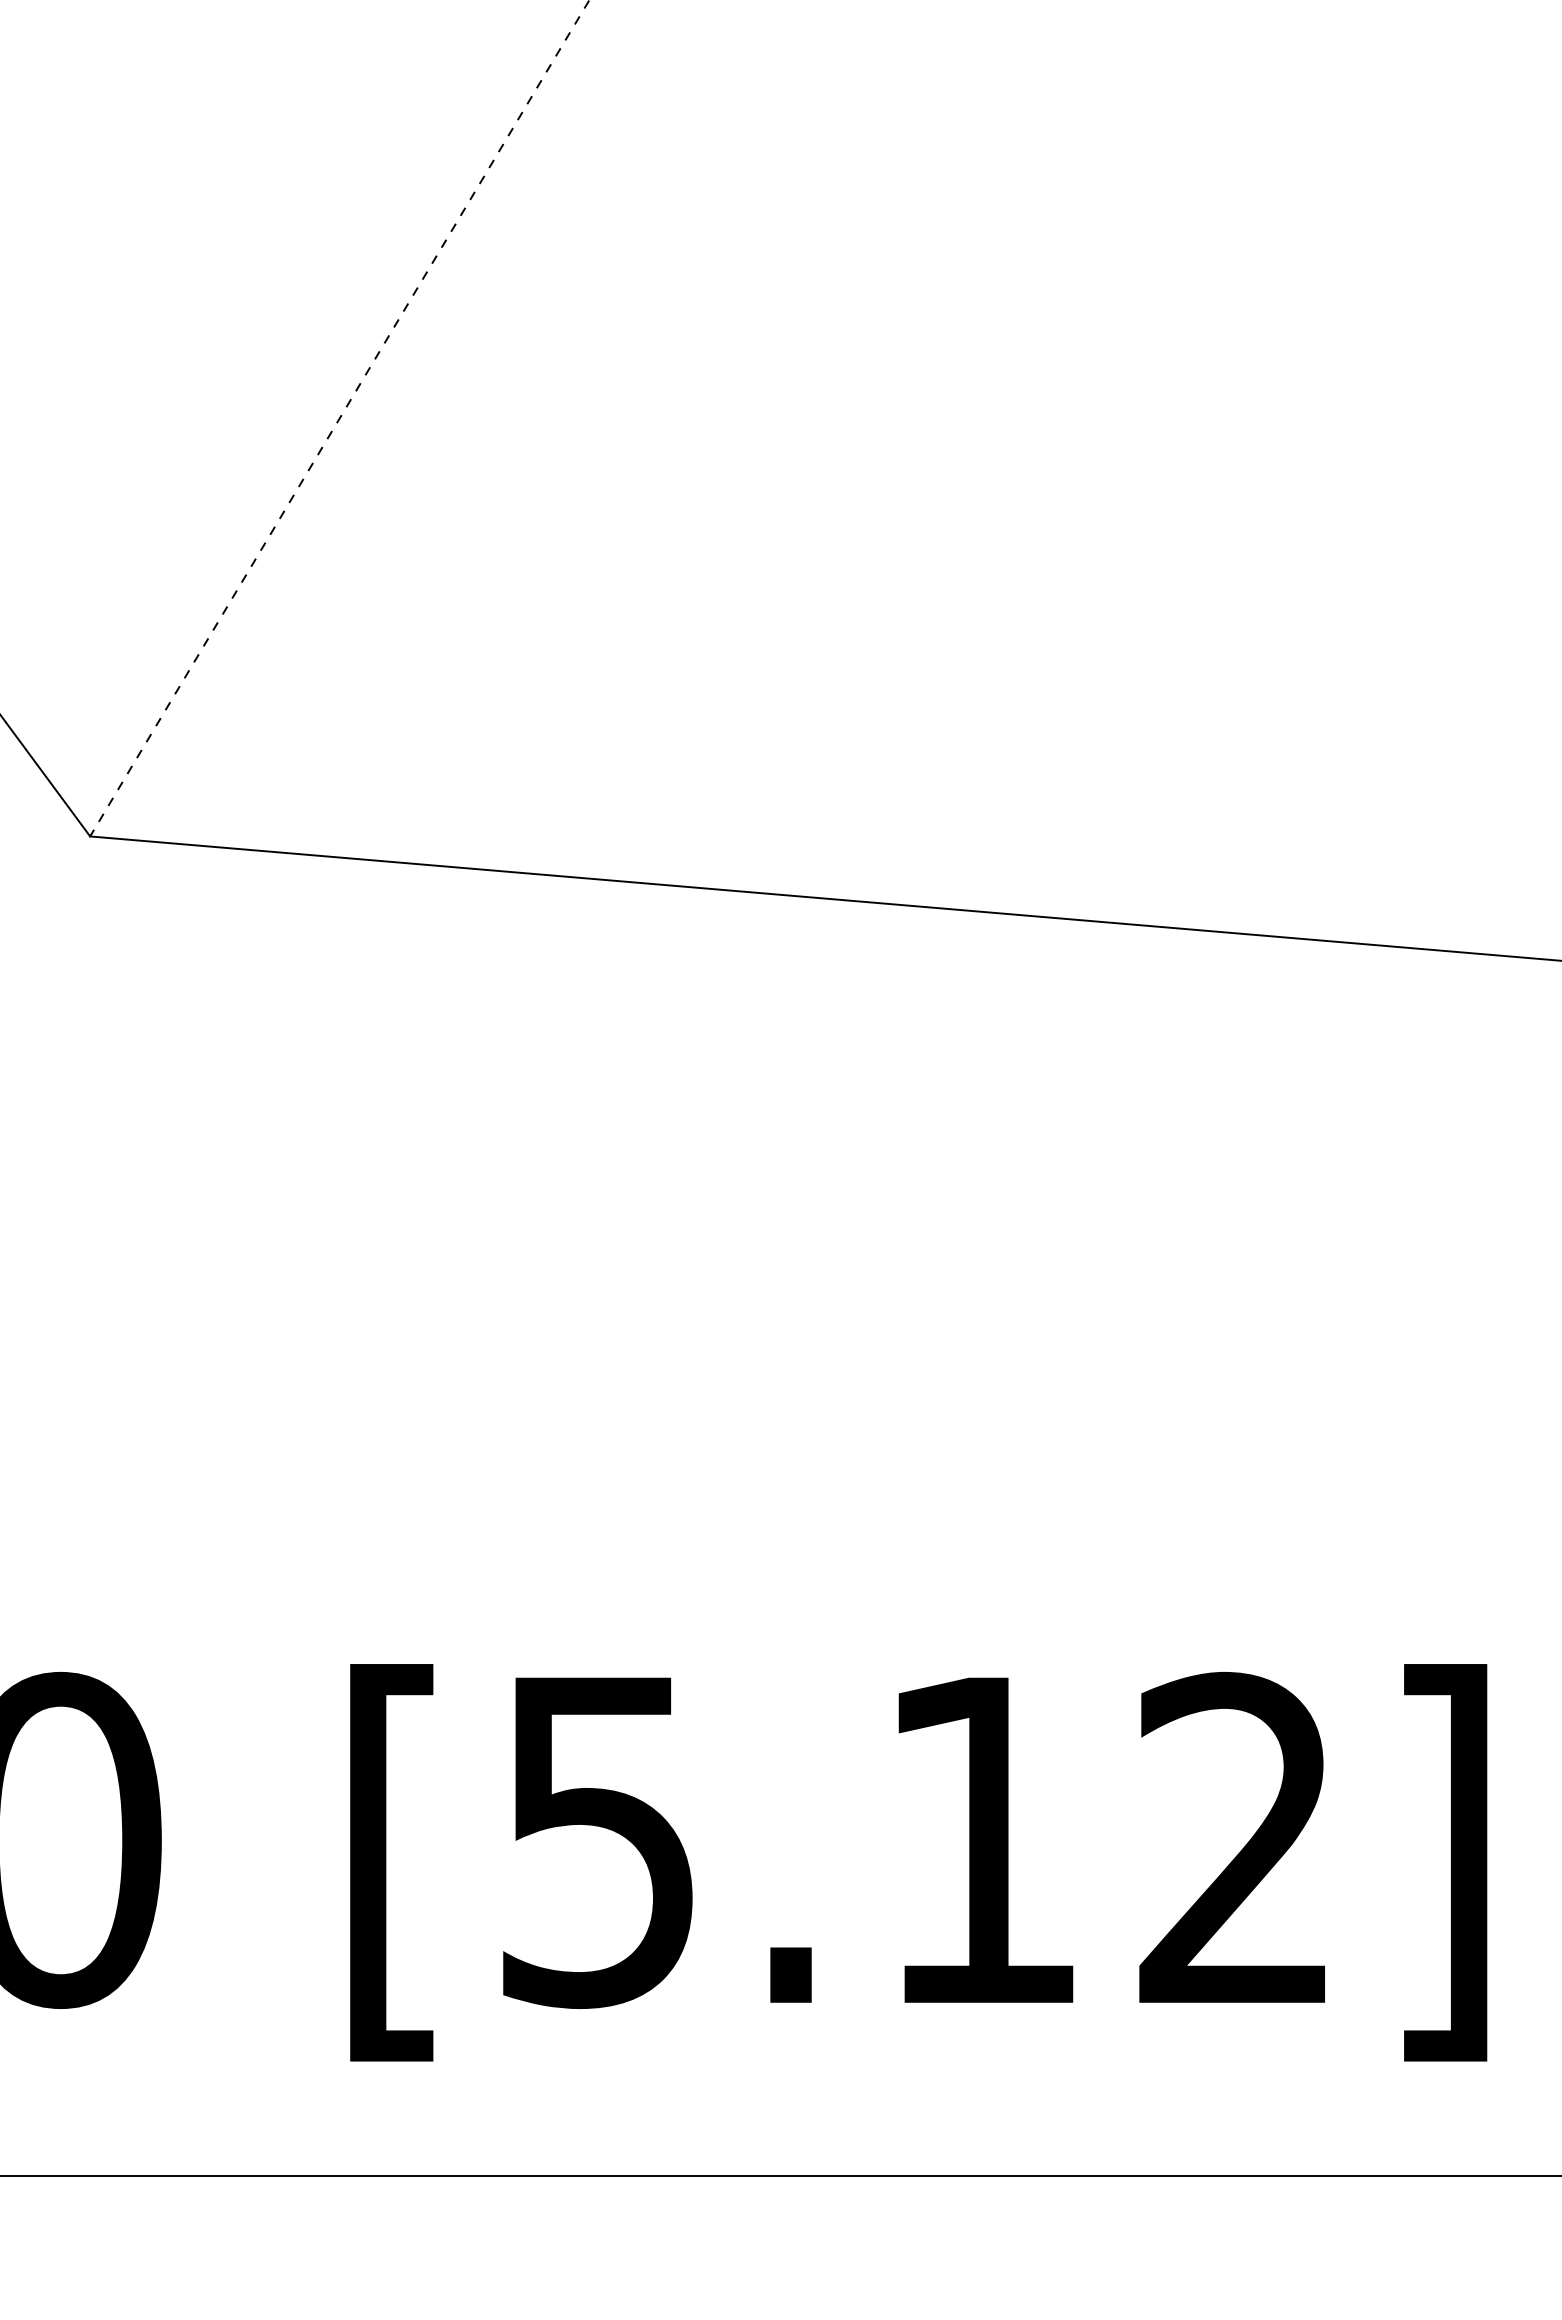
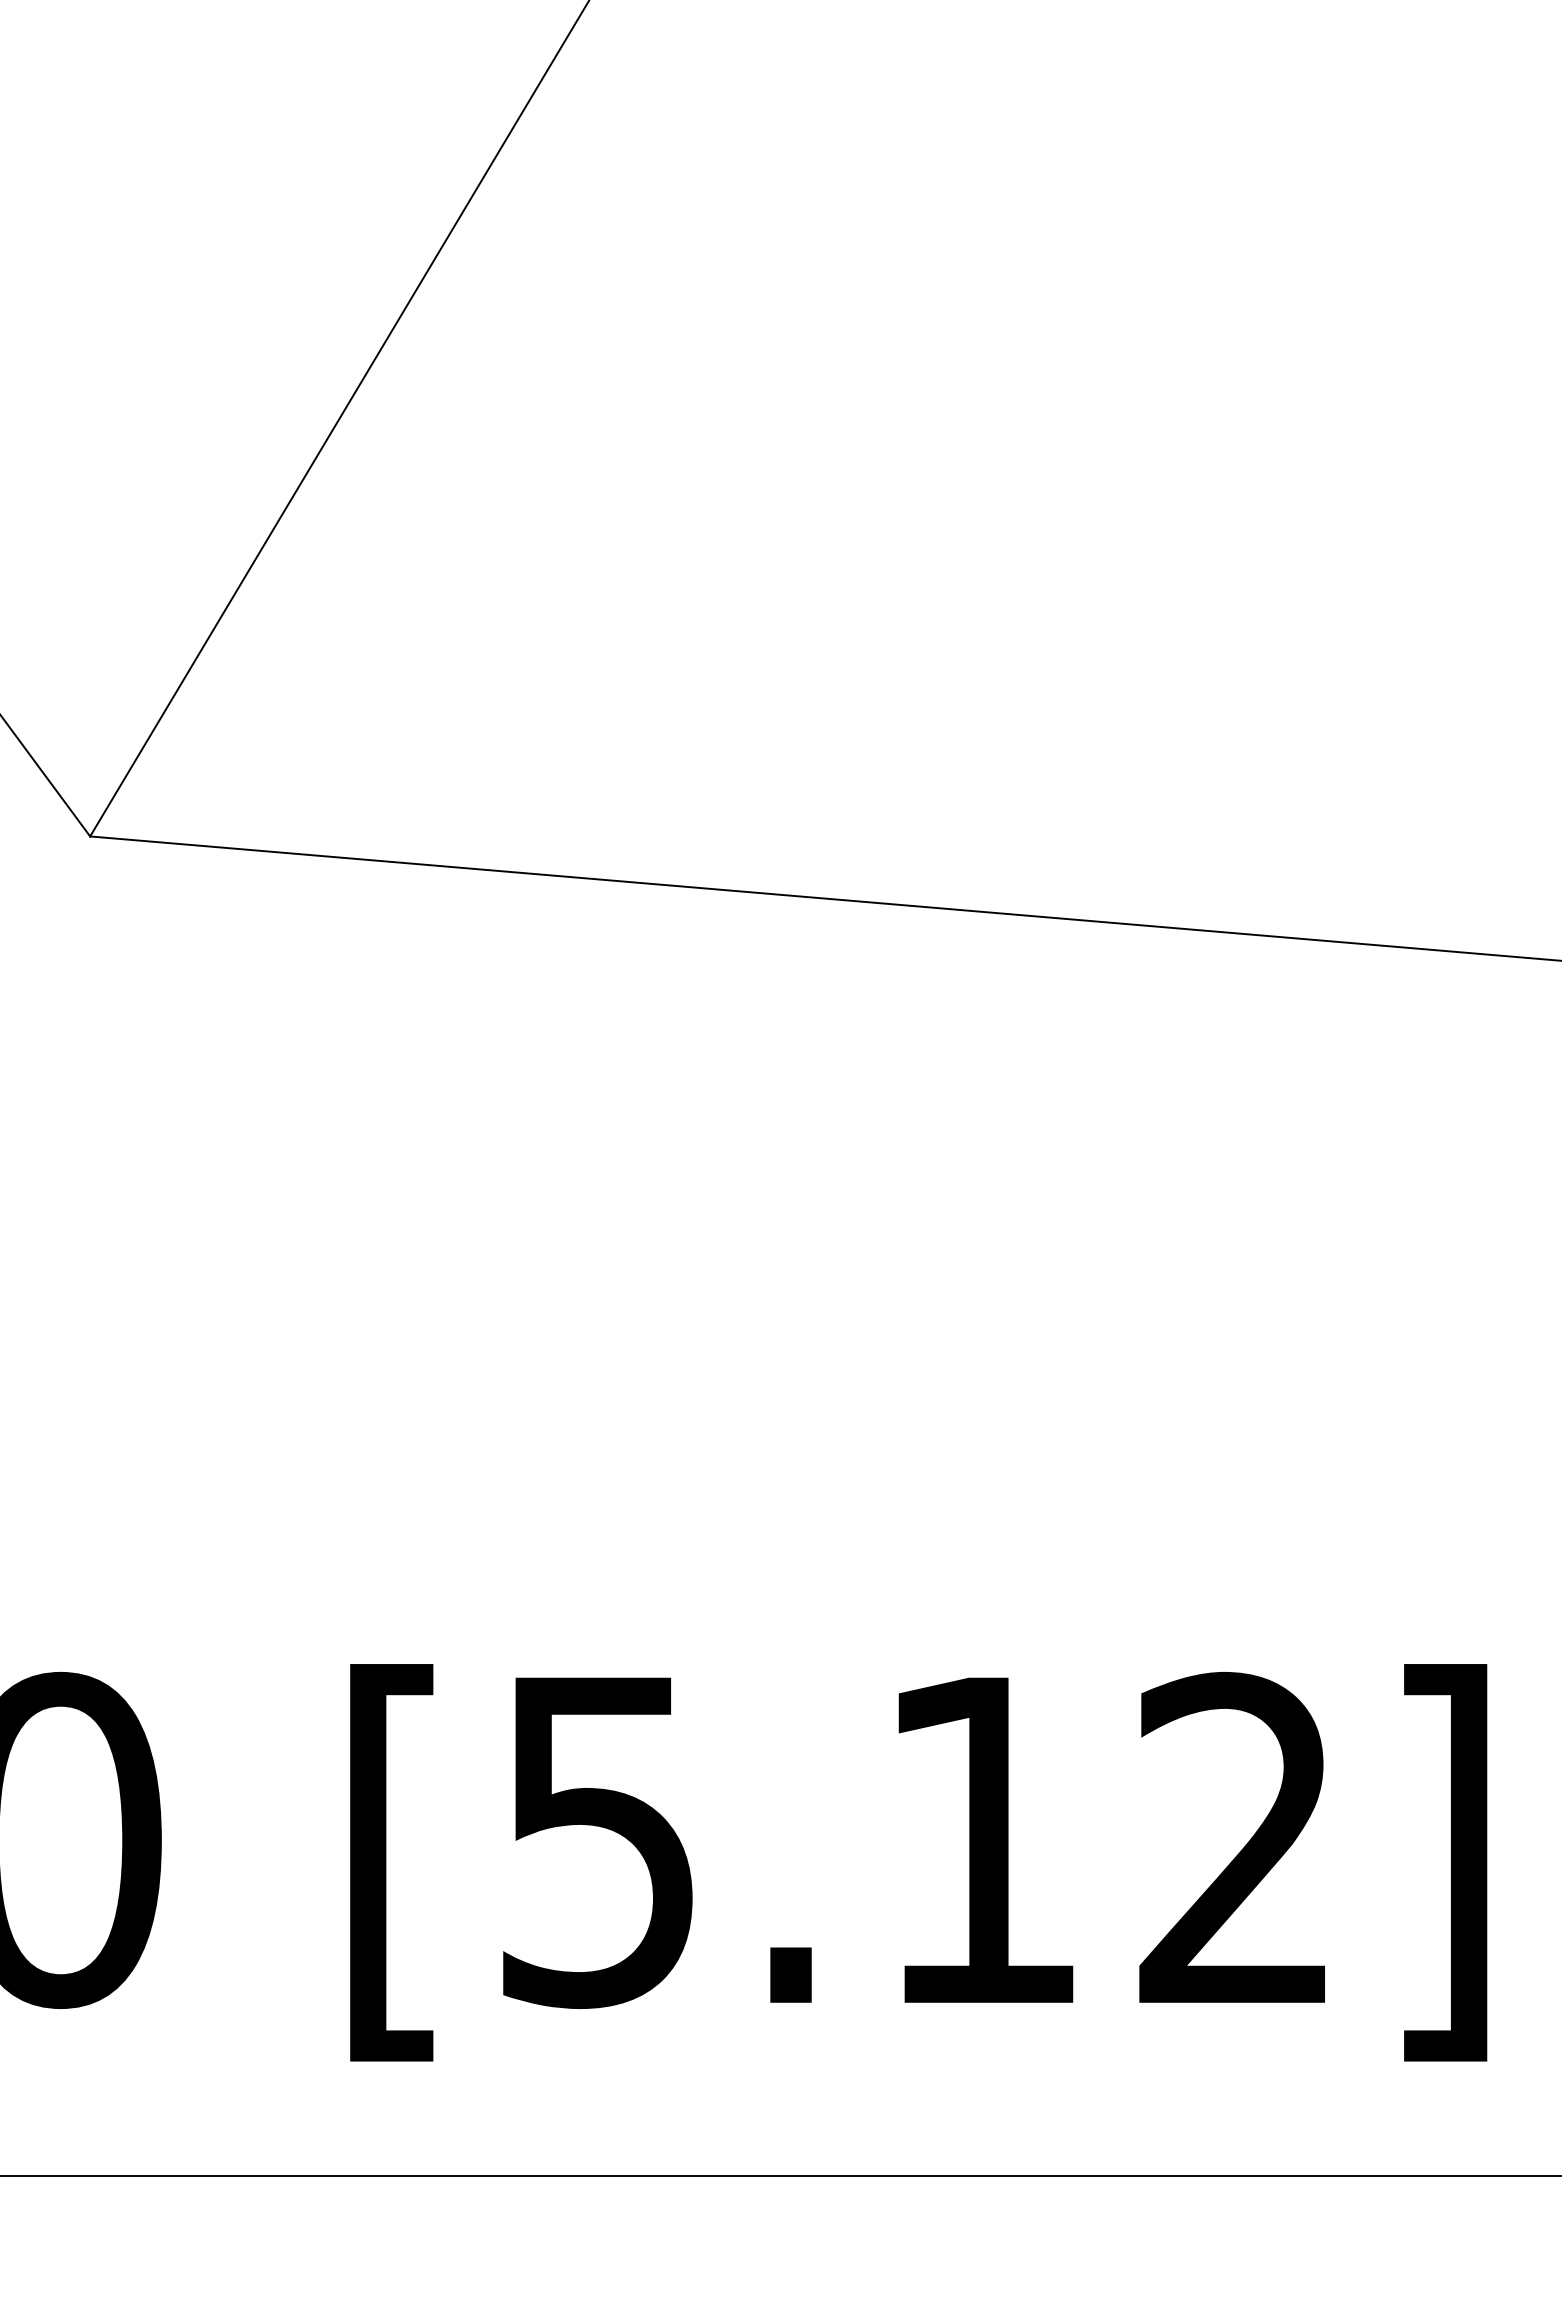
line: dashed -> solid (339, 418)
